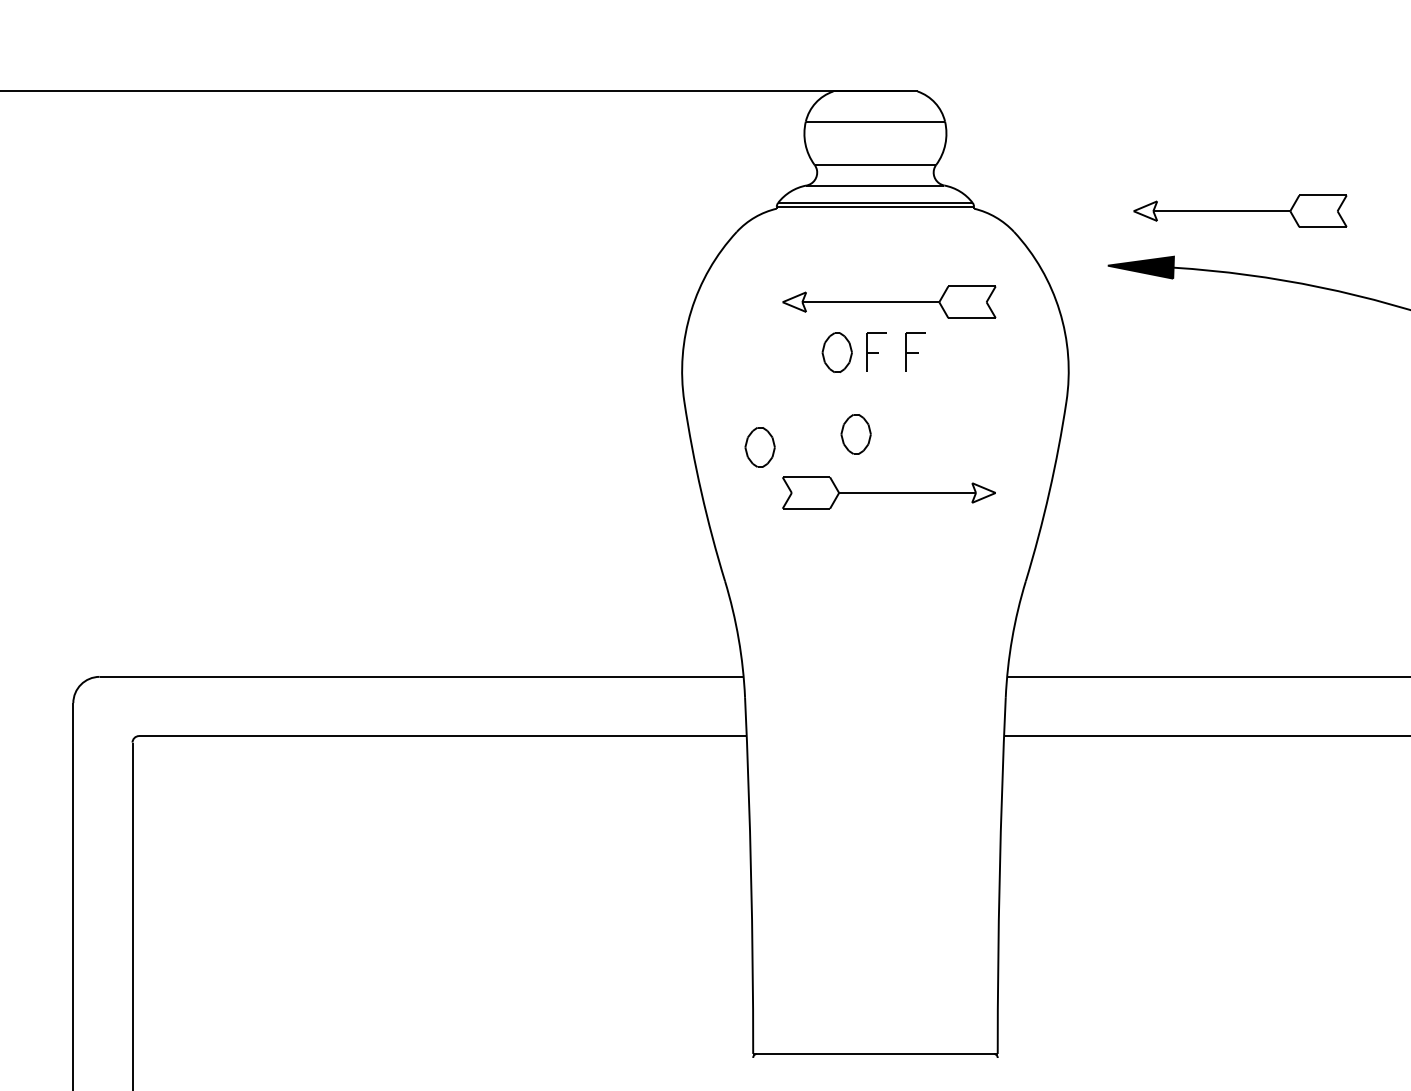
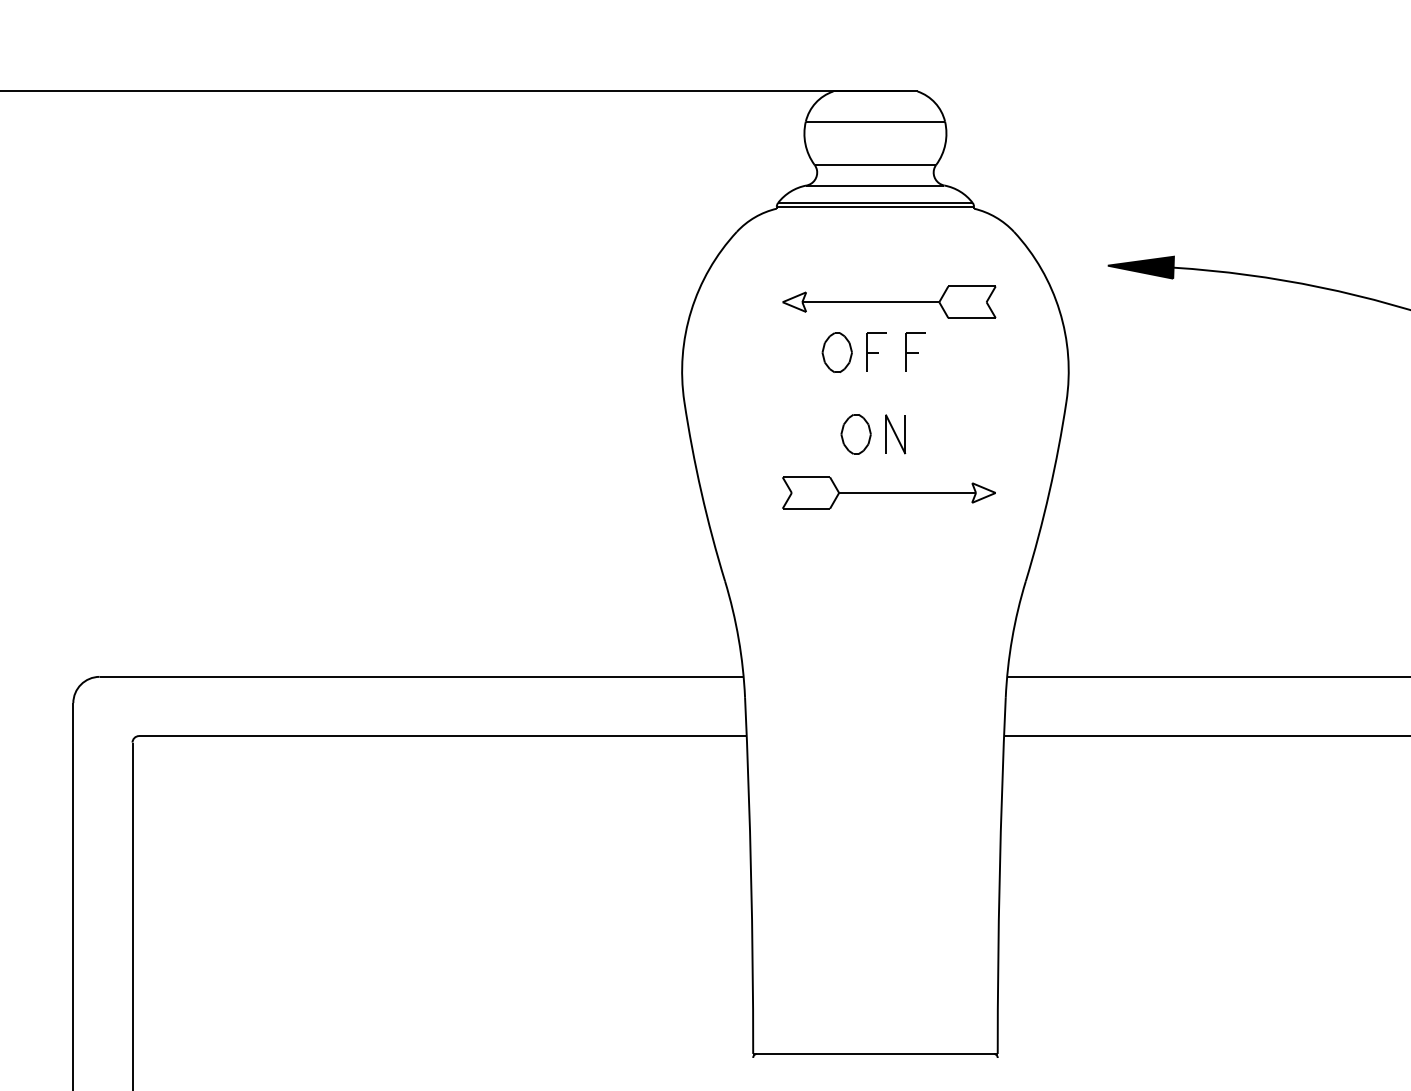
part: present -> none (1240, 210)
part: none -> present (895, 434)
part: present -> none (759, 447)
